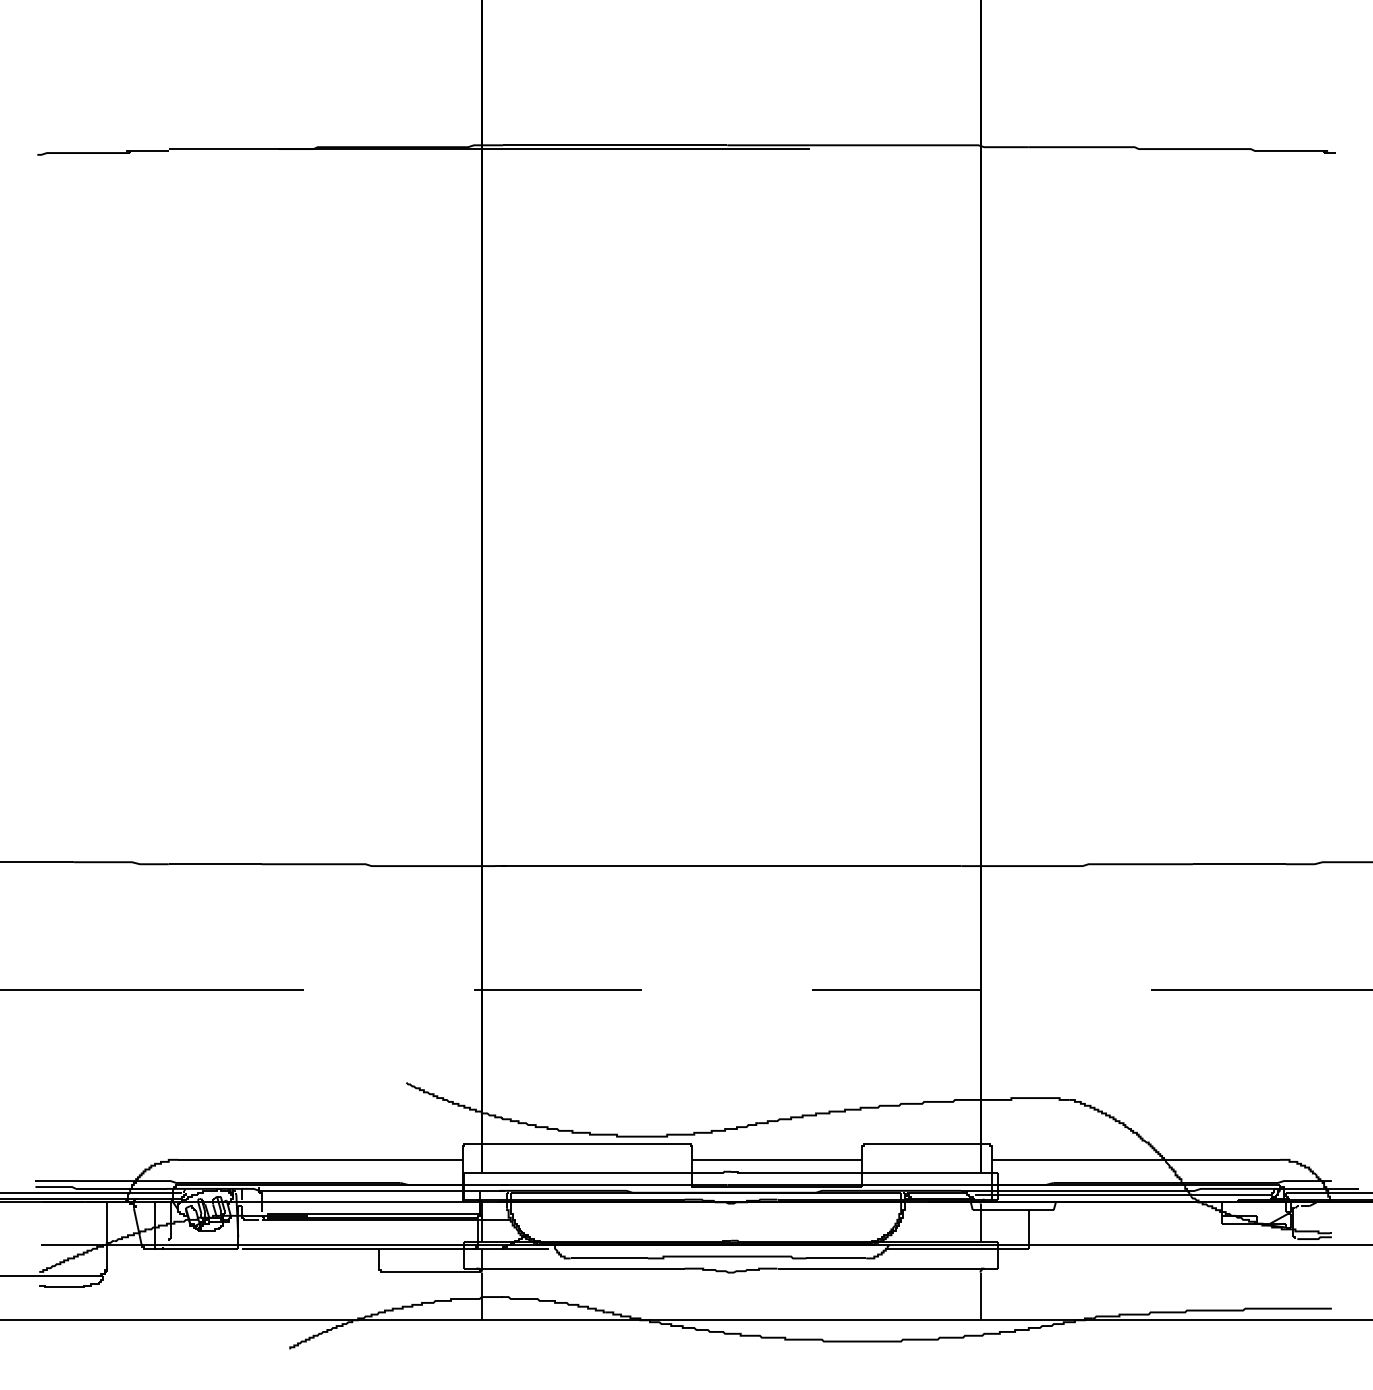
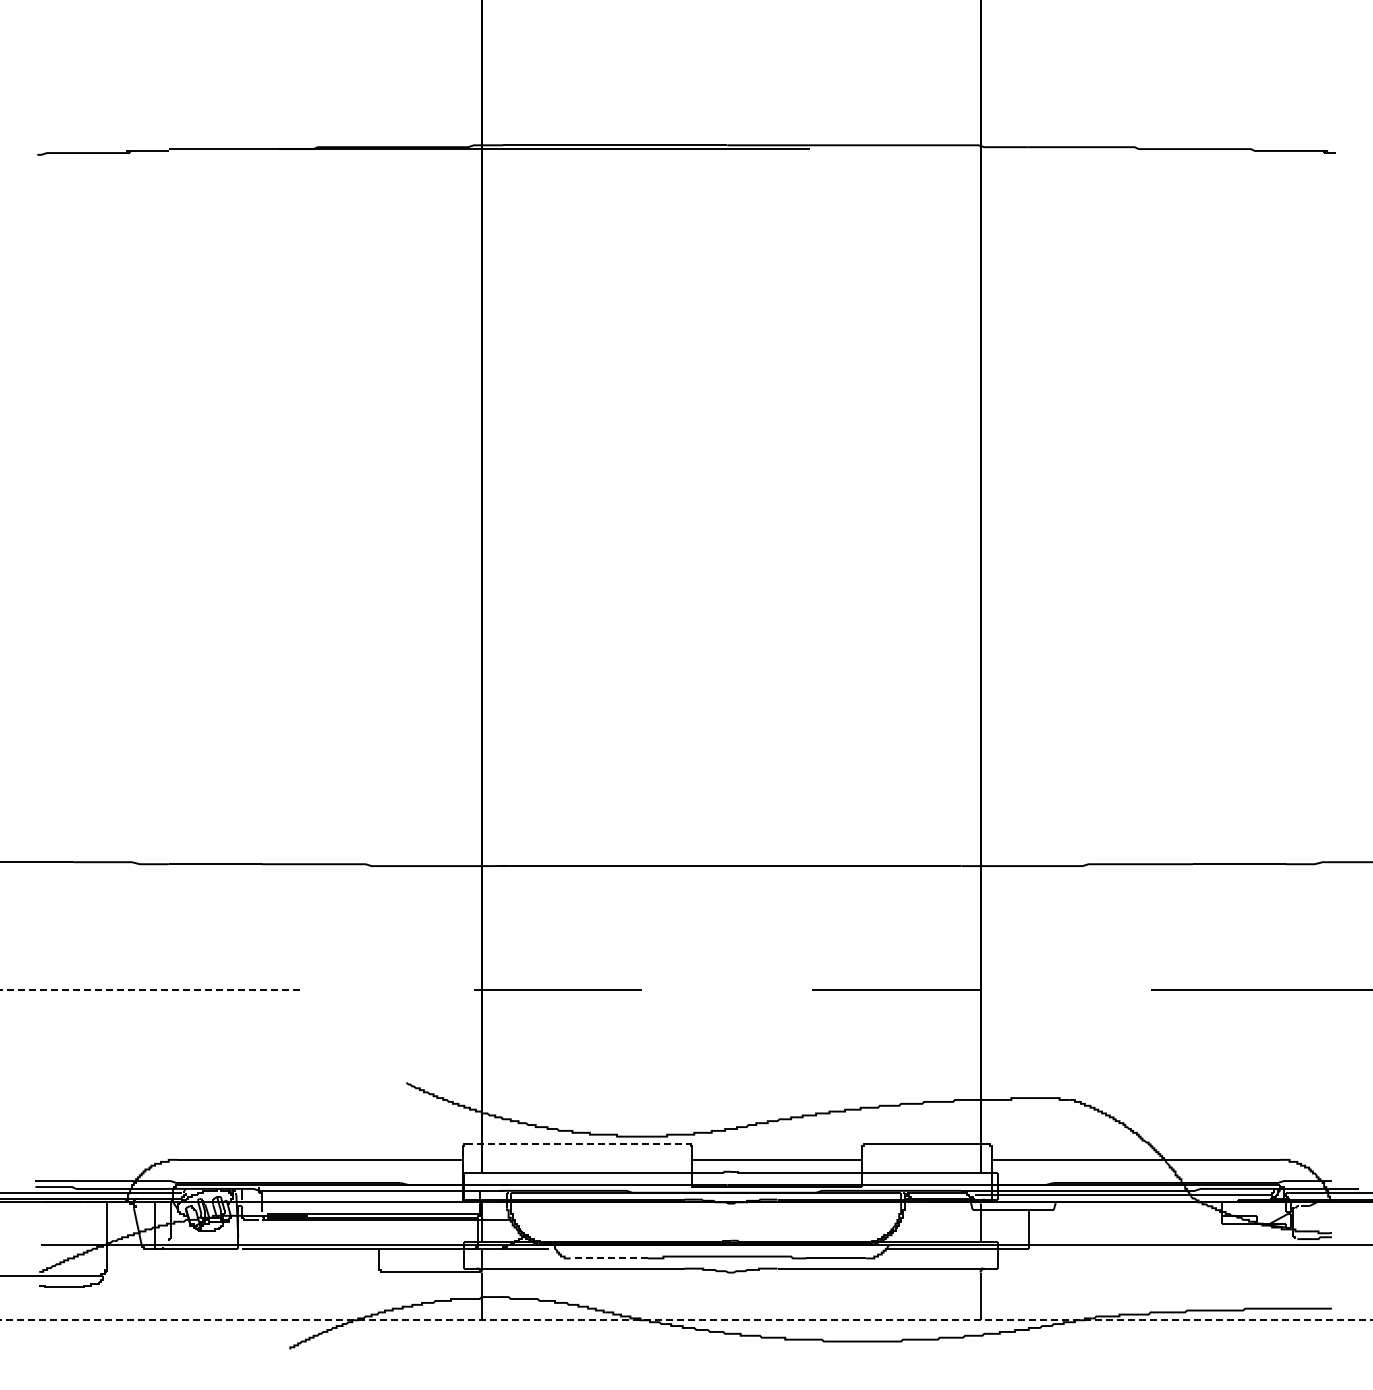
line: solid -> dashed (152, 989)
line: solid -> dashed (577, 1144)
line: solid -> dashed (609, 1258)
line: solid -> dashed (686, 1320)
